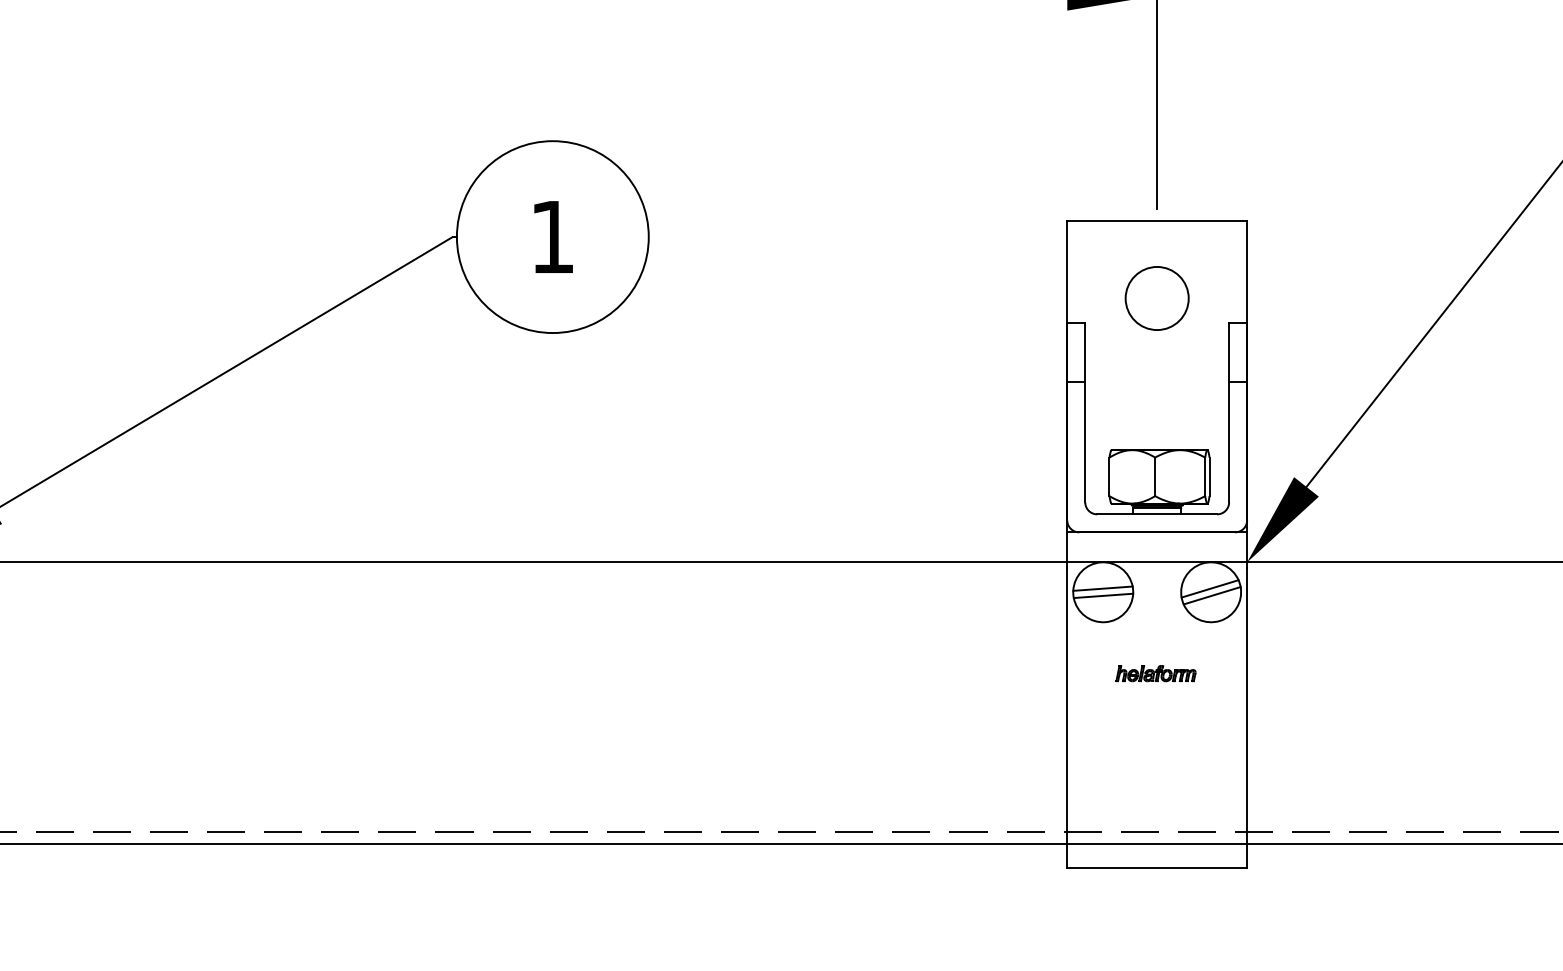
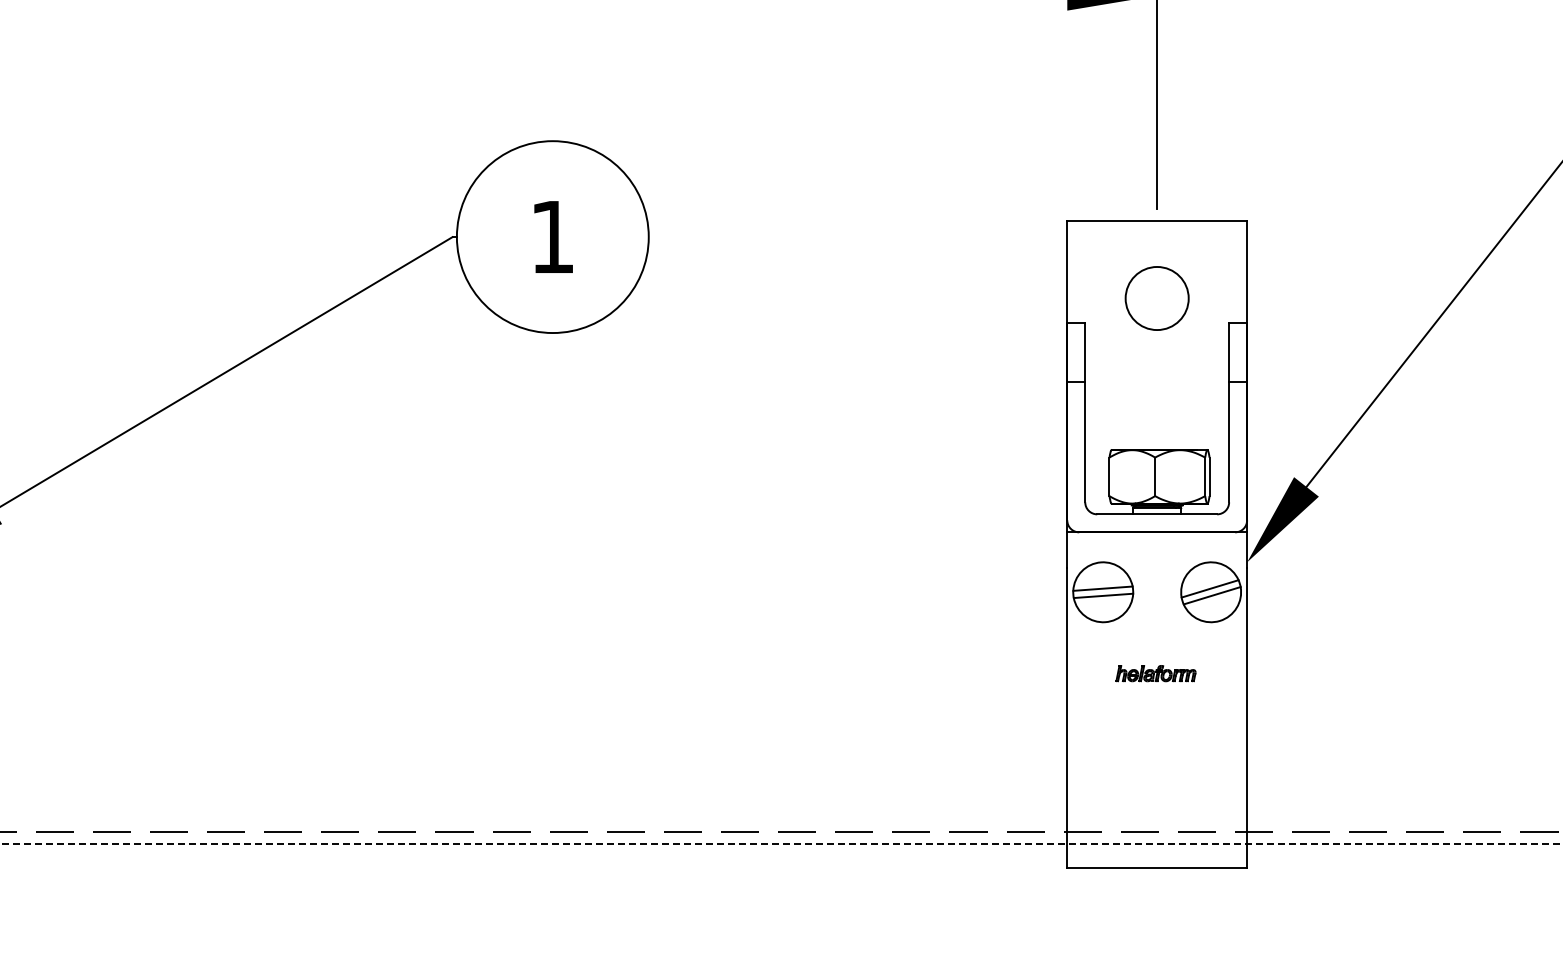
line: present -> none (780, 562)
line: solid -> dashed (781, 844)
